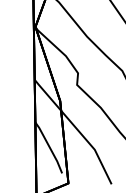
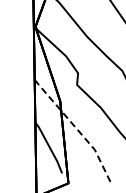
line: solid -> dashed (77, 129)
